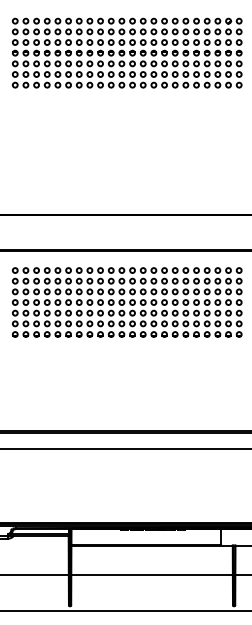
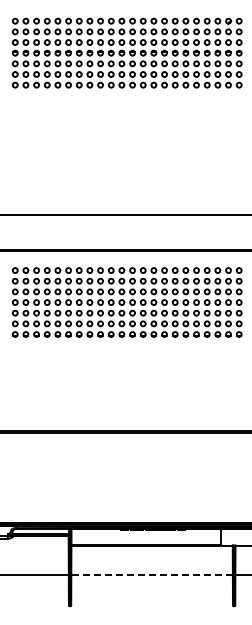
line: present -> none (125, 449)
line: solid -> dashed (152, 574)
line: present -> none (125, 610)
